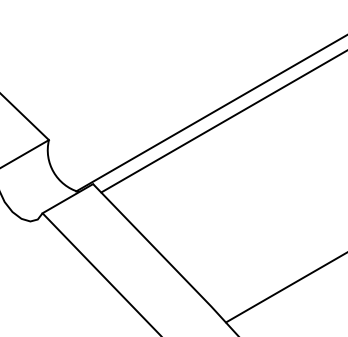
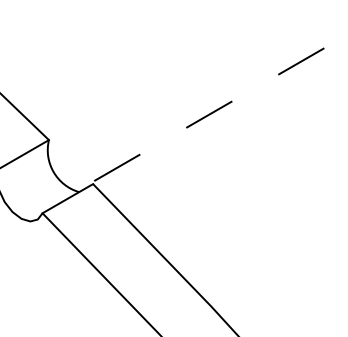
line: solid -> dashed (211, 113)
line: present -> none (222, 121)
line: present -> none (285, 287)
